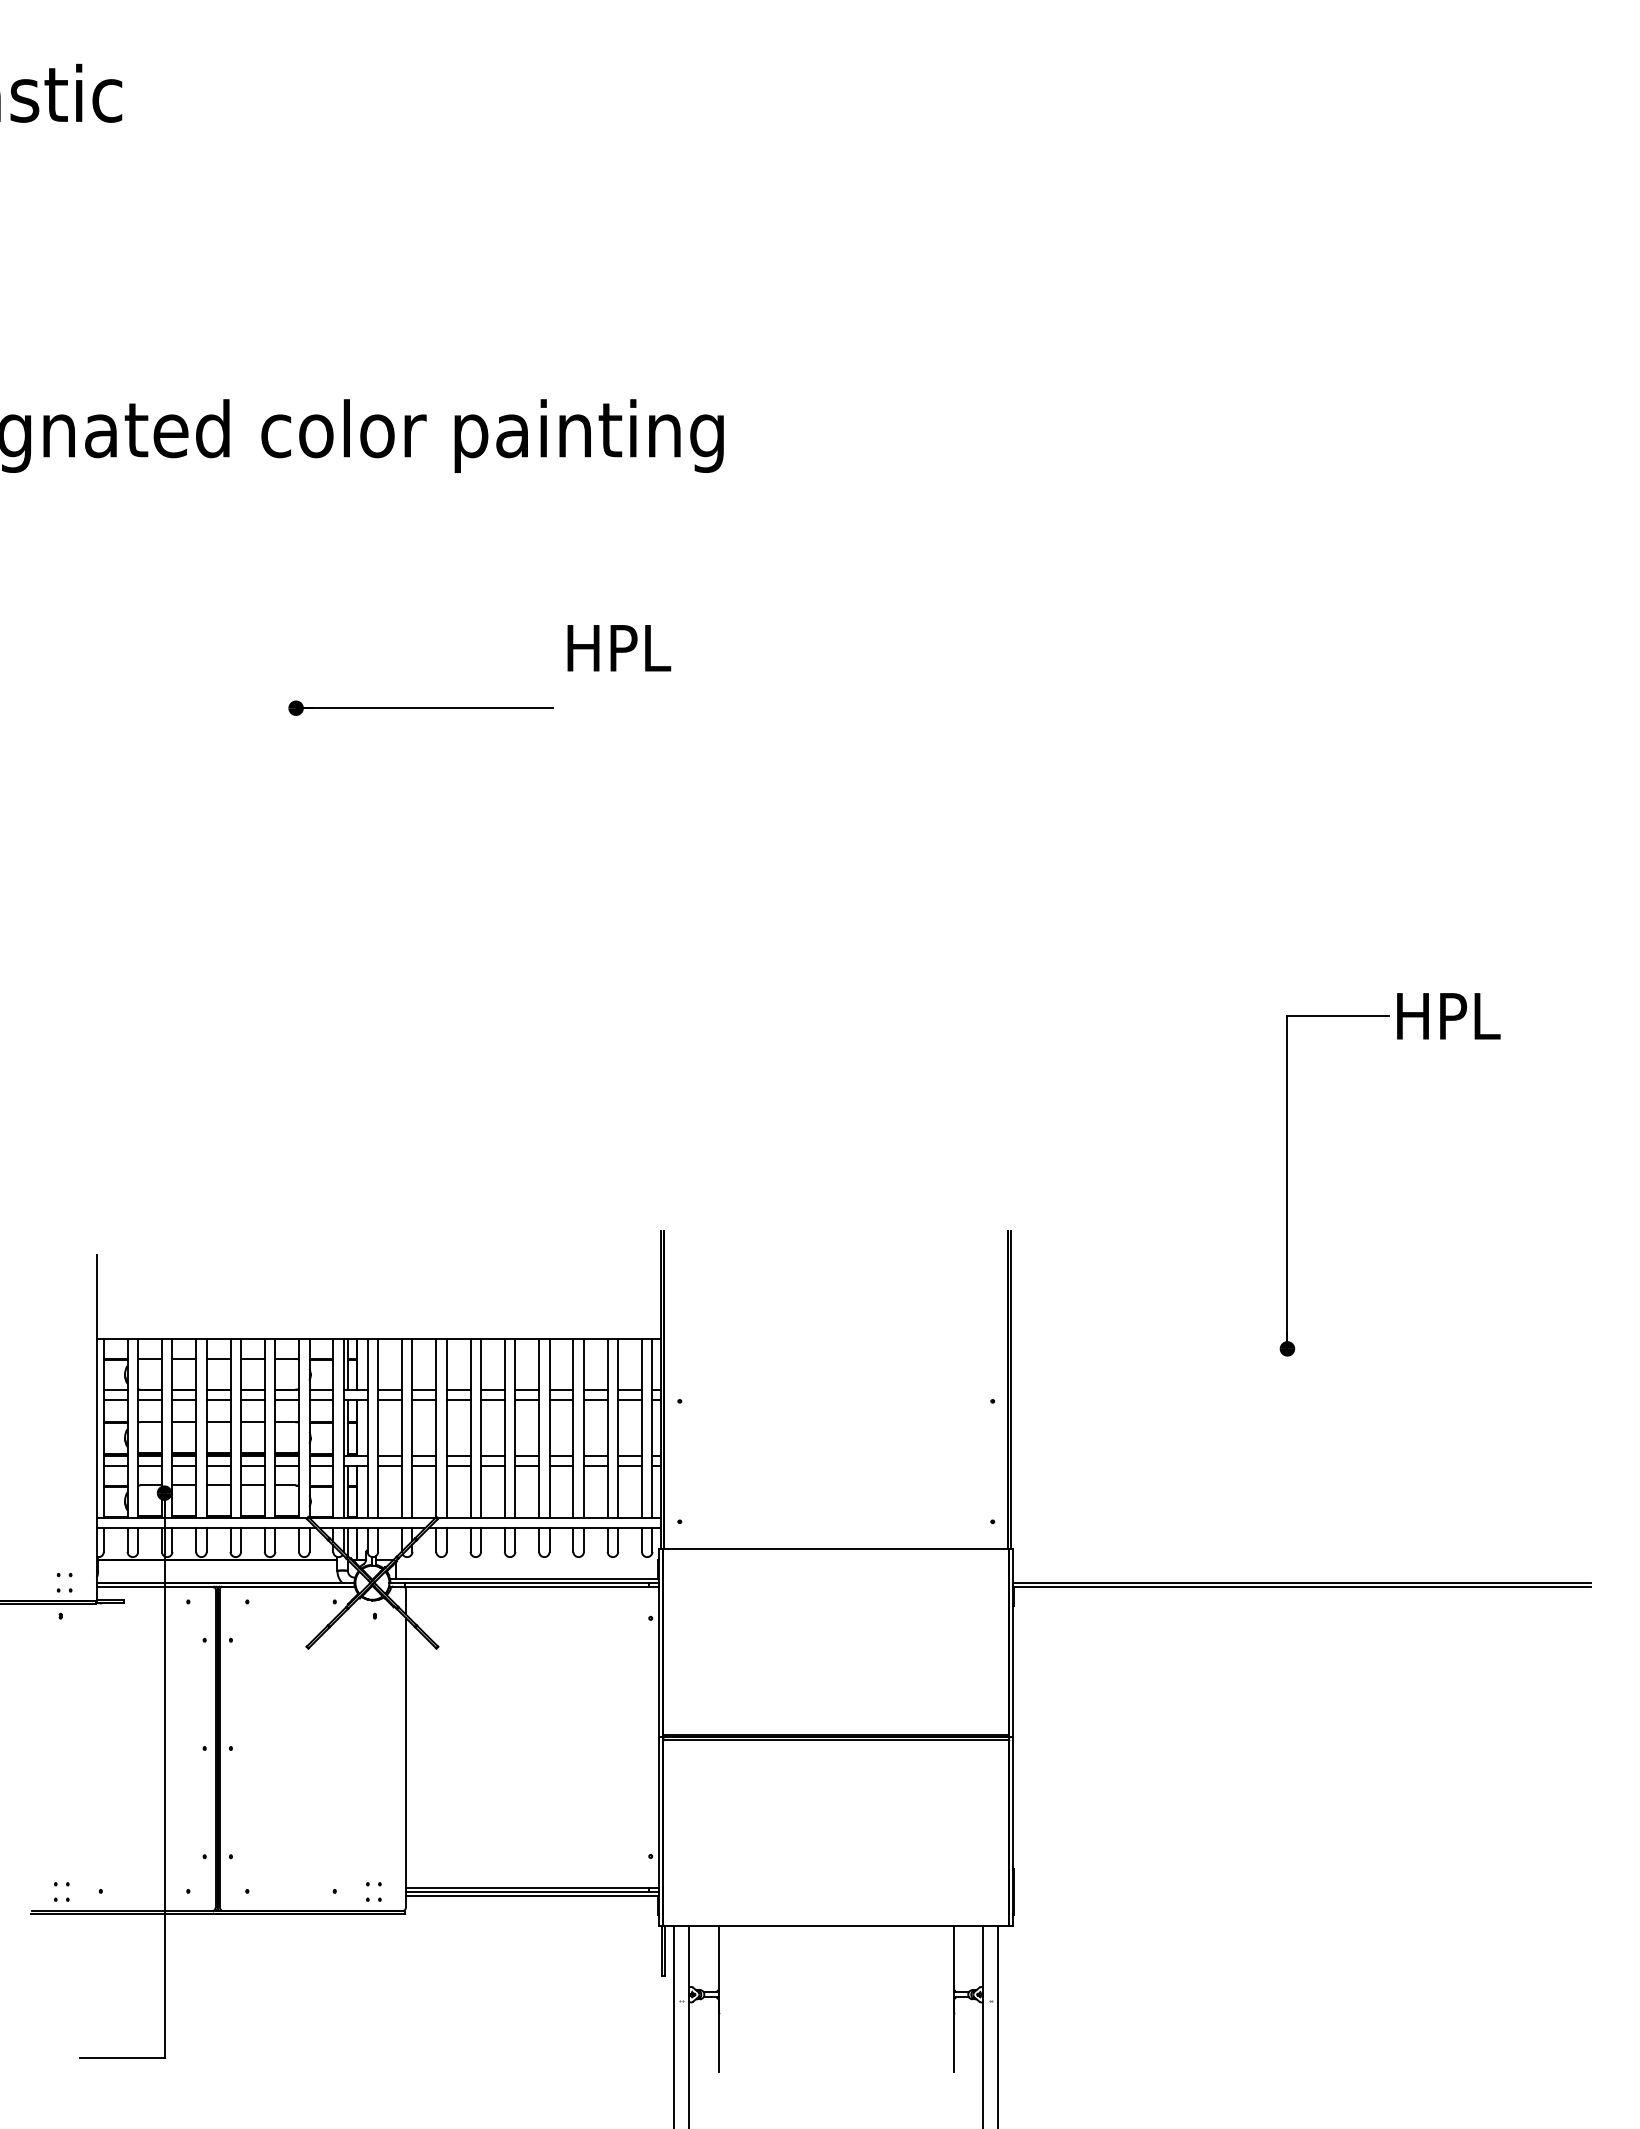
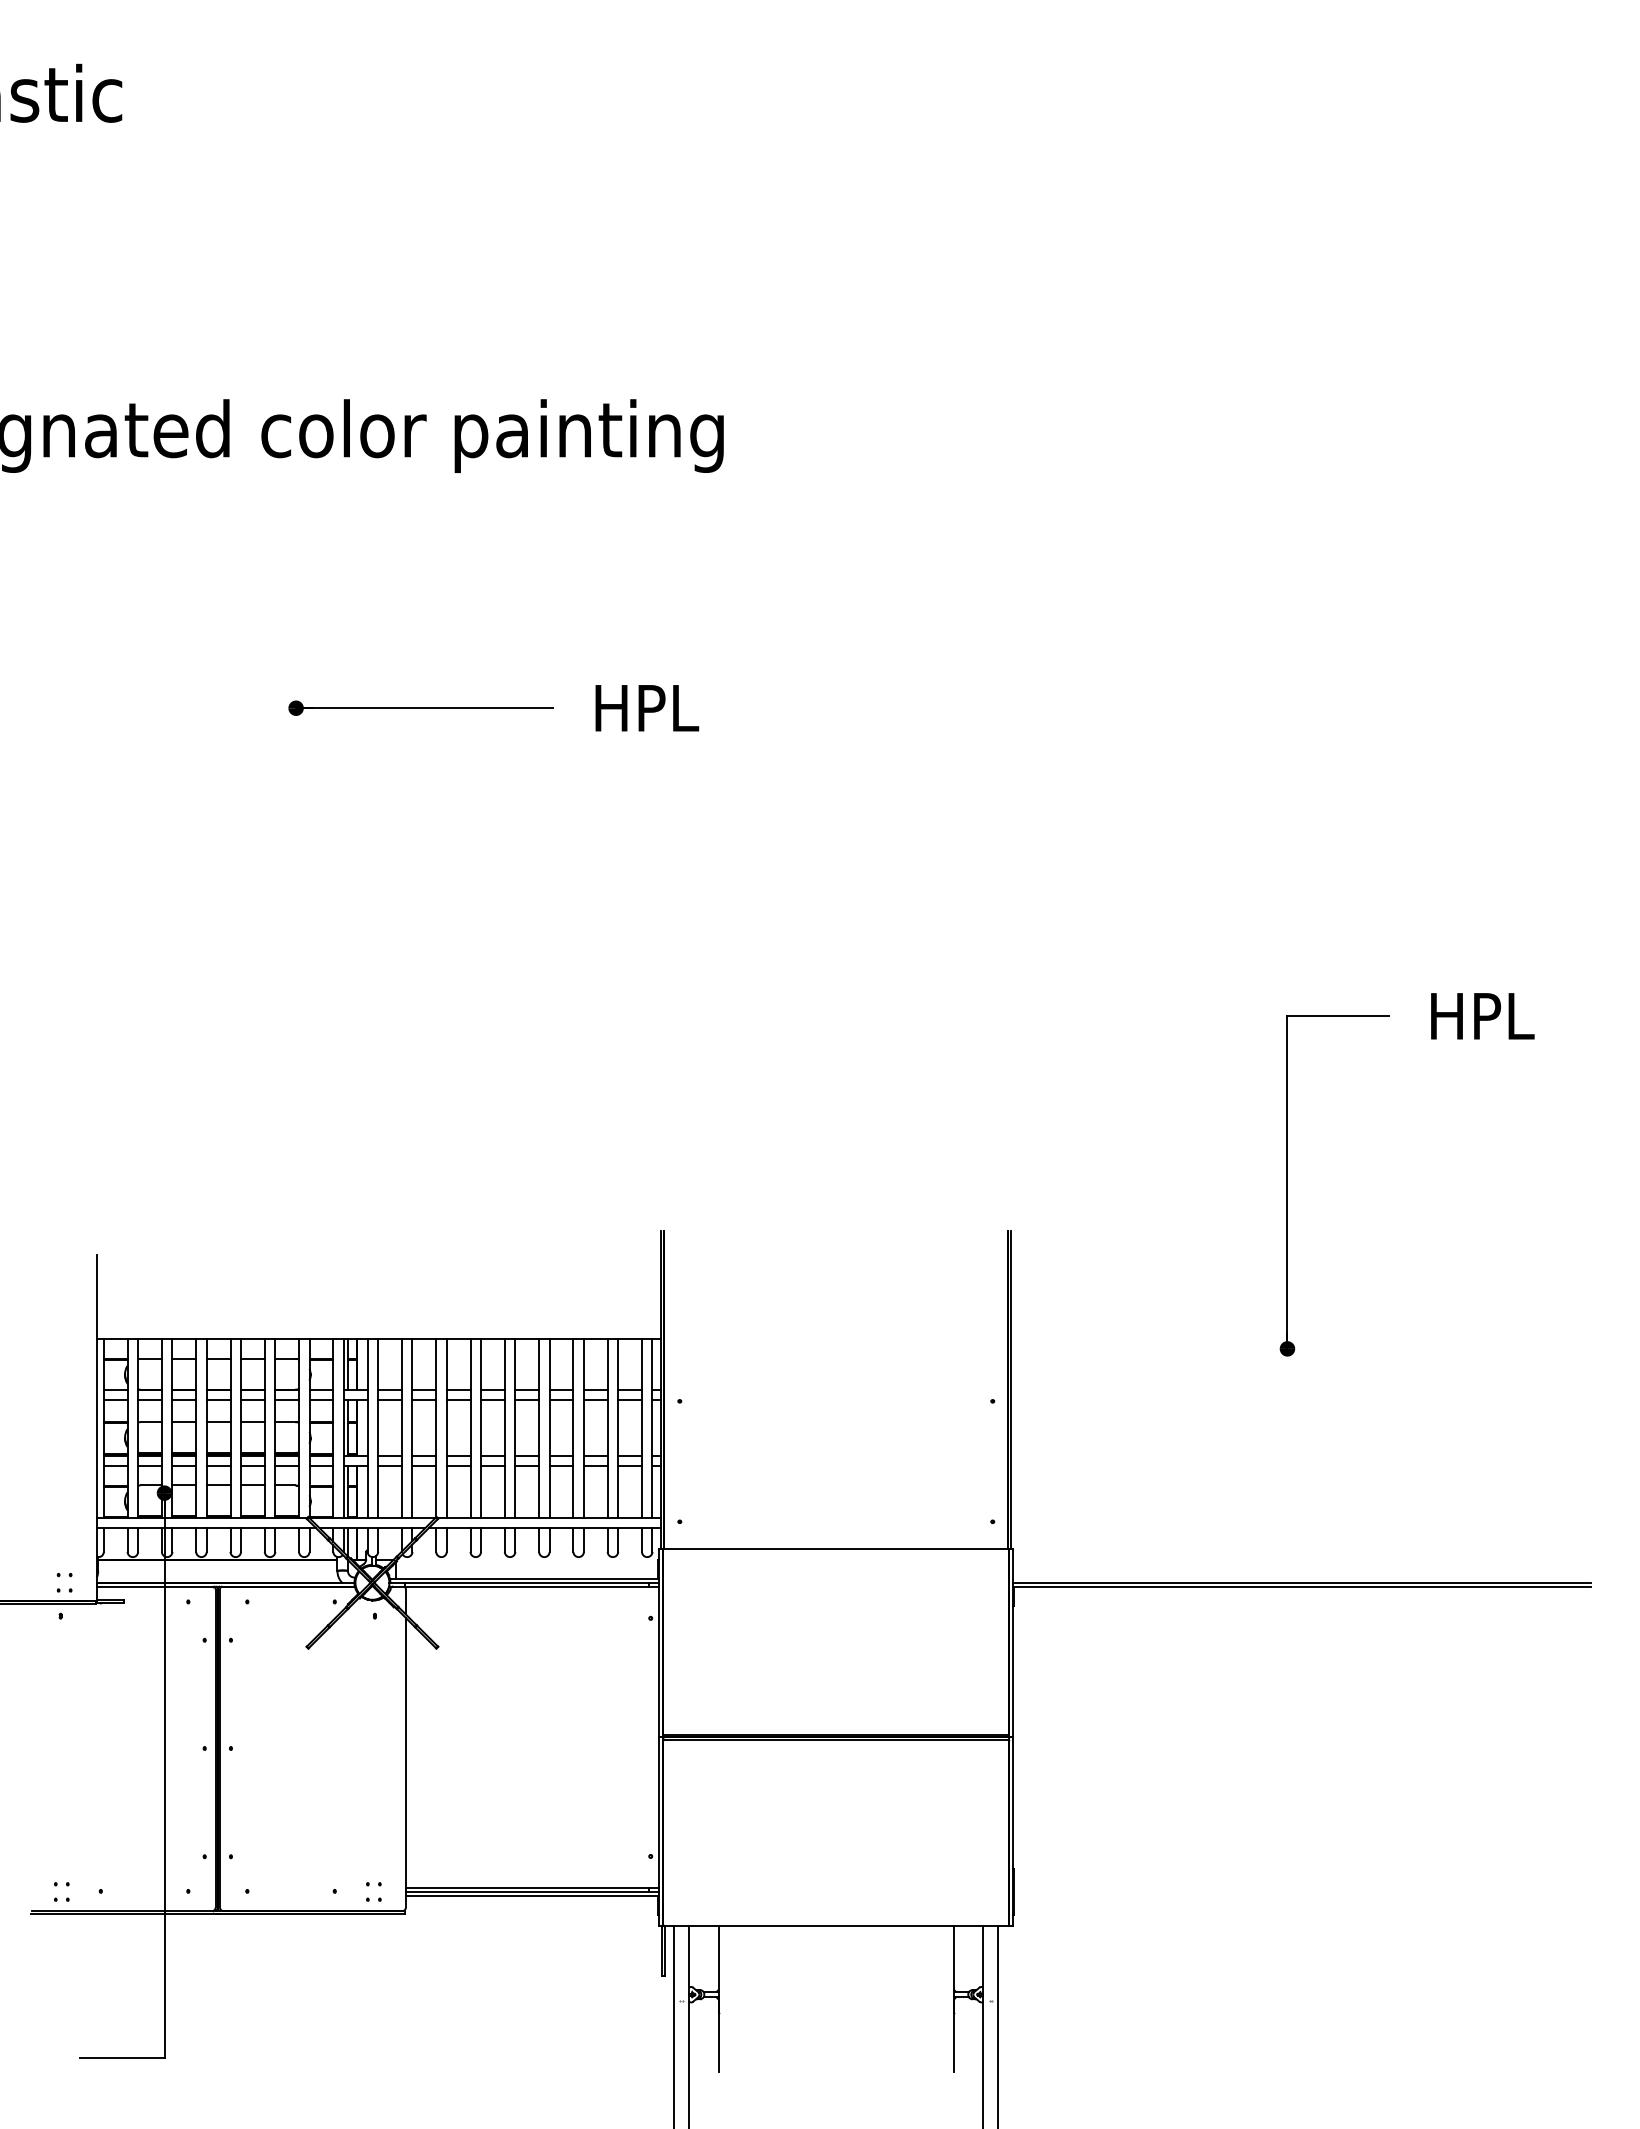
text position: (619, 648) -> (647, 708) (647, 708)
text position: (1448, 1016) -> (1482, 1016) (1482, 1016)
